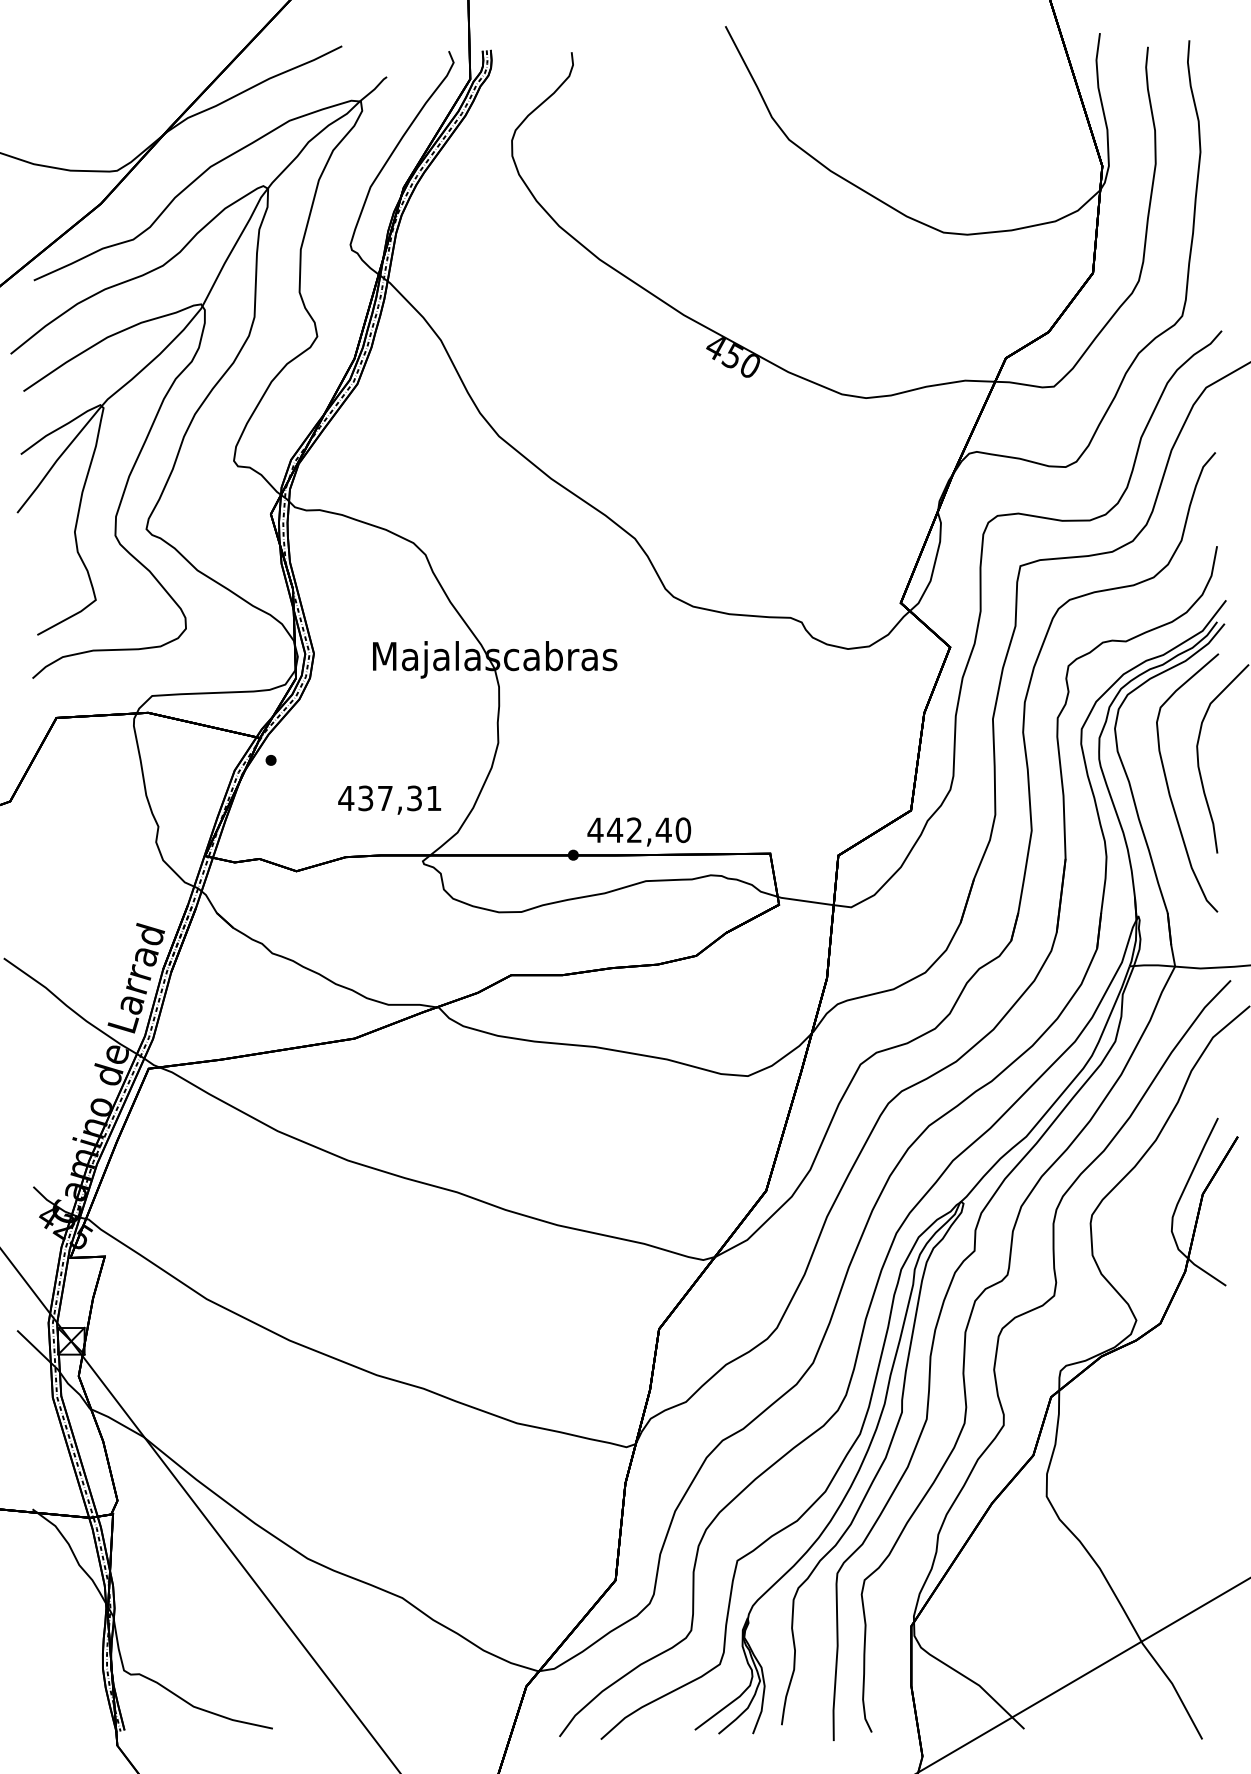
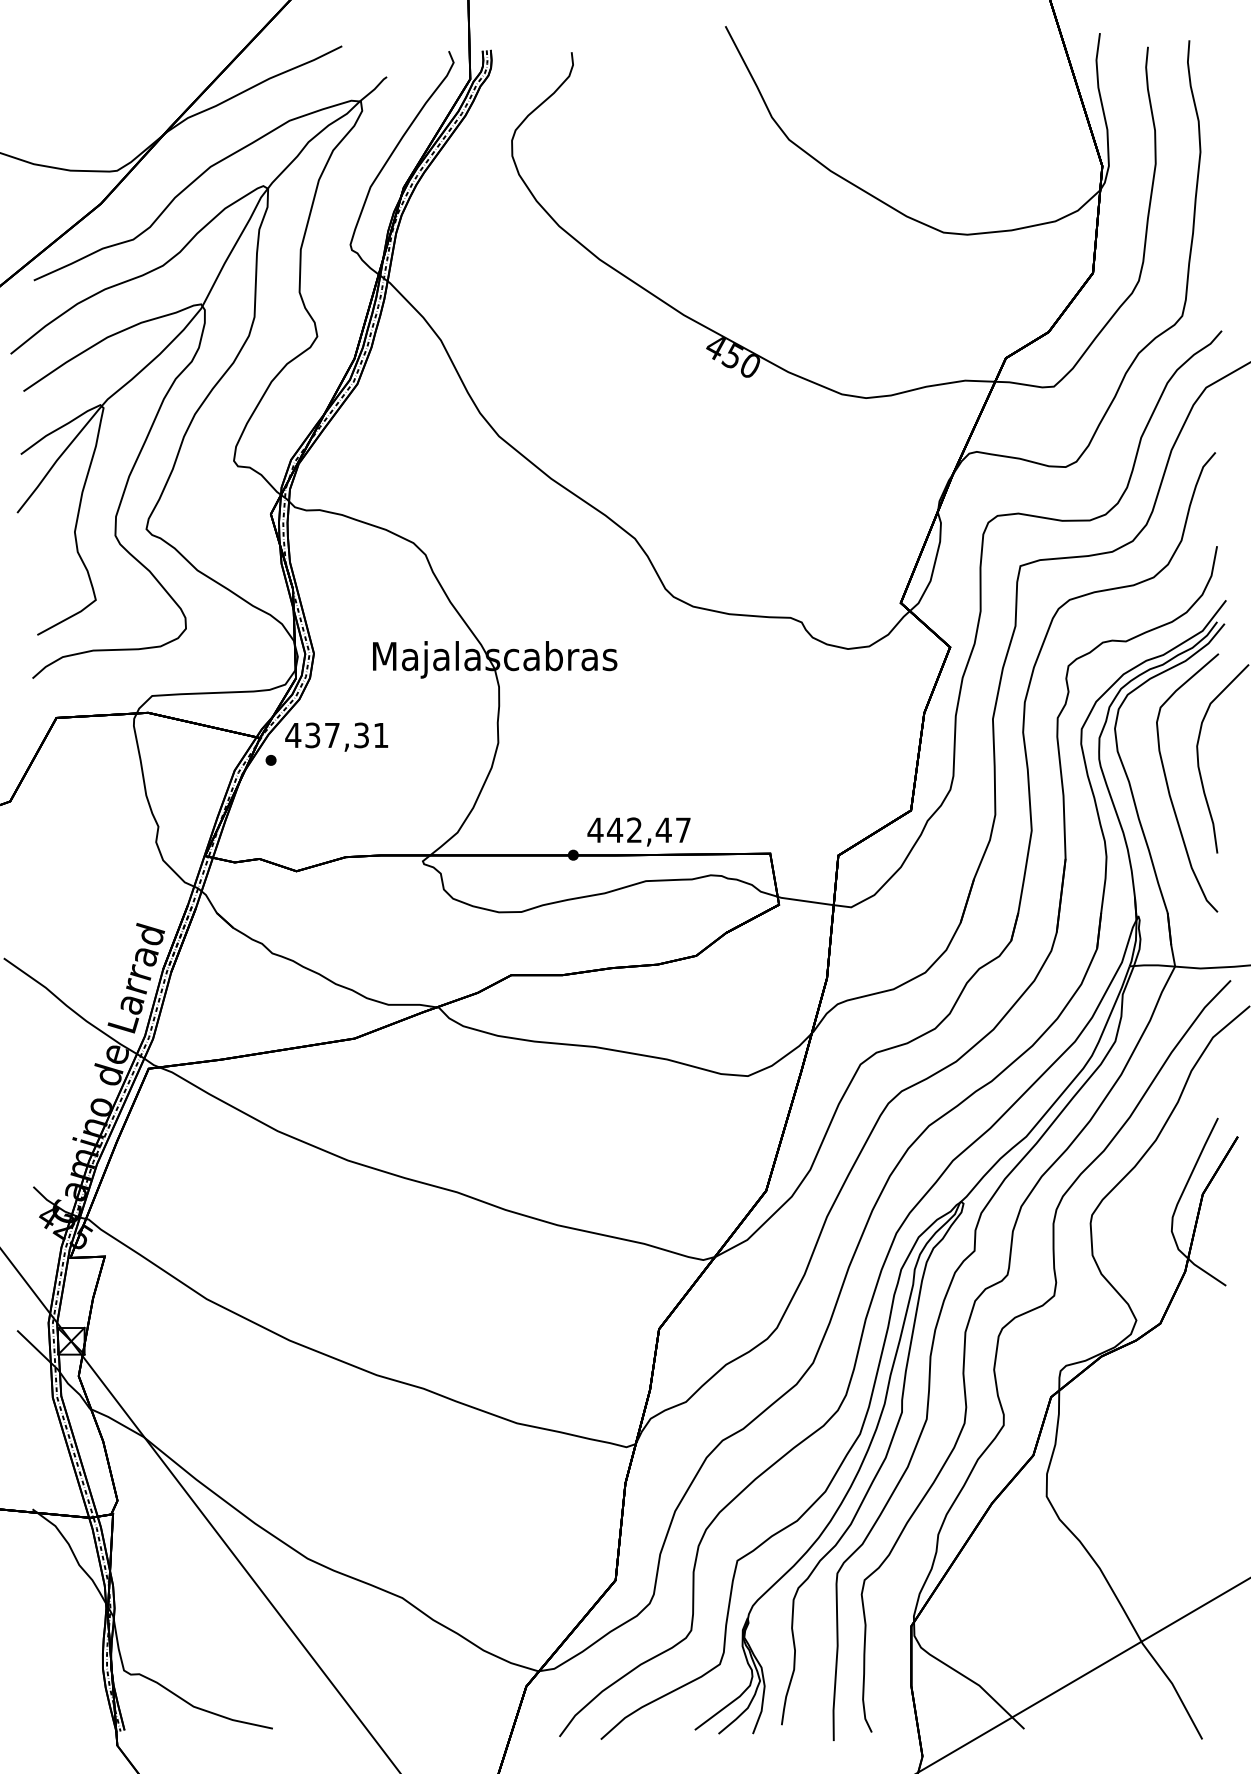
text position: (389, 799) -> (336, 736) (336, 736)
text: 442,40 -> 442,47 (683, 830)
